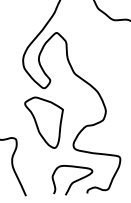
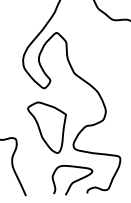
part position: (43, 122) -> (46, 127) (46, 127)
